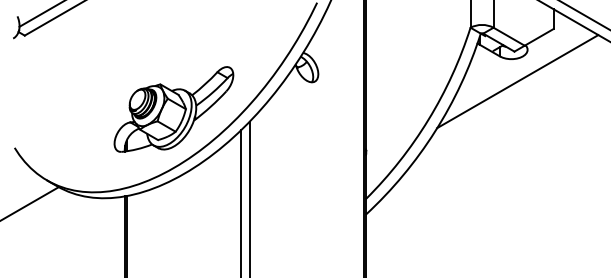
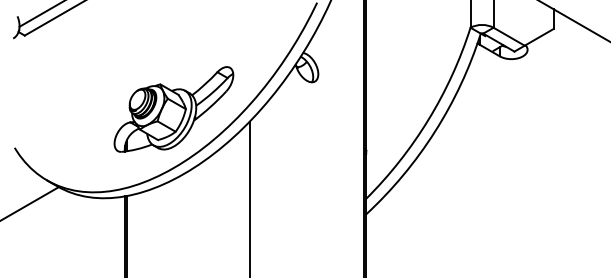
line: present -> none (584, 15)
line: present -> none (517, 81)
line: present -> none (241, 201)
